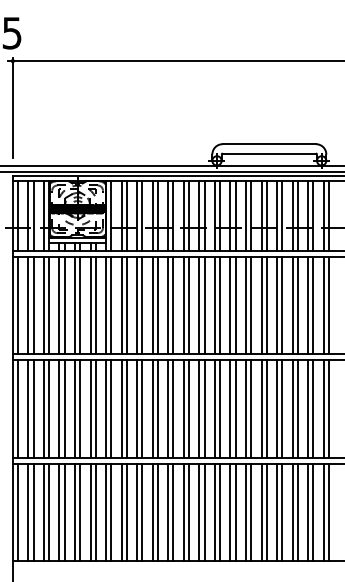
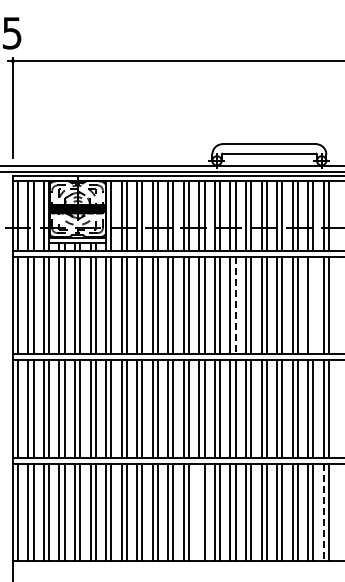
line: solid -> dashed (235, 305)
line: present -> none (313, 305)
line: present -> none (199, 512)
line: solid -> dashed (323, 512)
